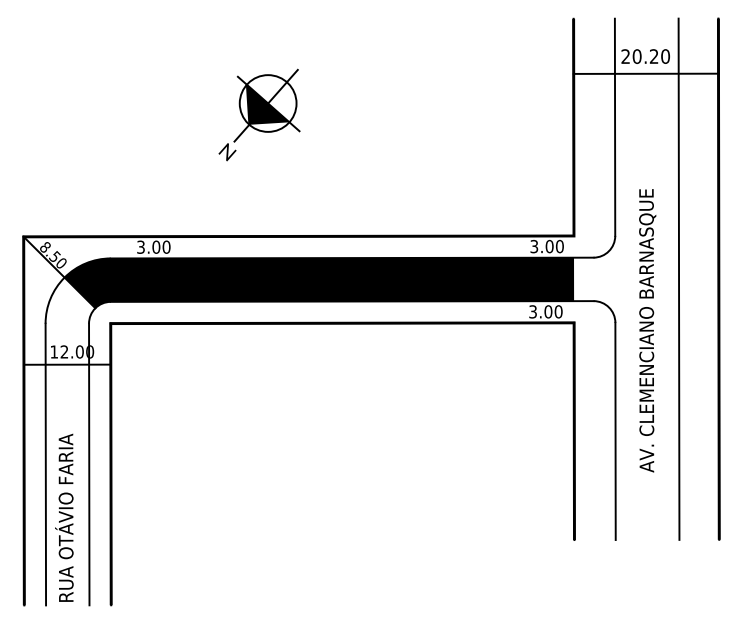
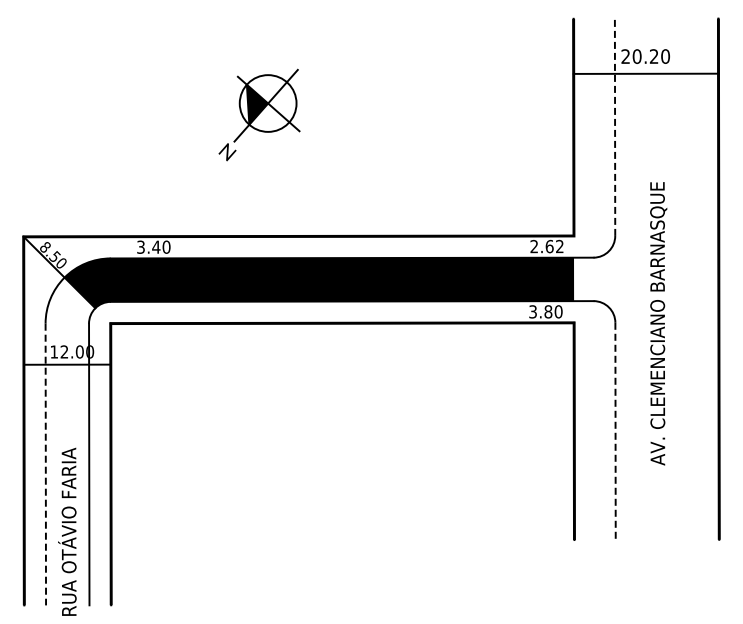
fill: present -> none (269, 113)
line: solid -> dashed (615, 127)
text: 3.00 -> 3.40 (156, 246)
text: 3.00 -> 2.62 (546, 246)
line: present -> none (678, 278)
text: 3.00 -> 3.80 (548, 311)
text position: (647, 330) -> (658, 323) (658, 323)
line: solid -> dashed (615, 431)
line: solid -> dashed (45, 464)
text position: (64, 517) -> (67, 531) (67, 531)
